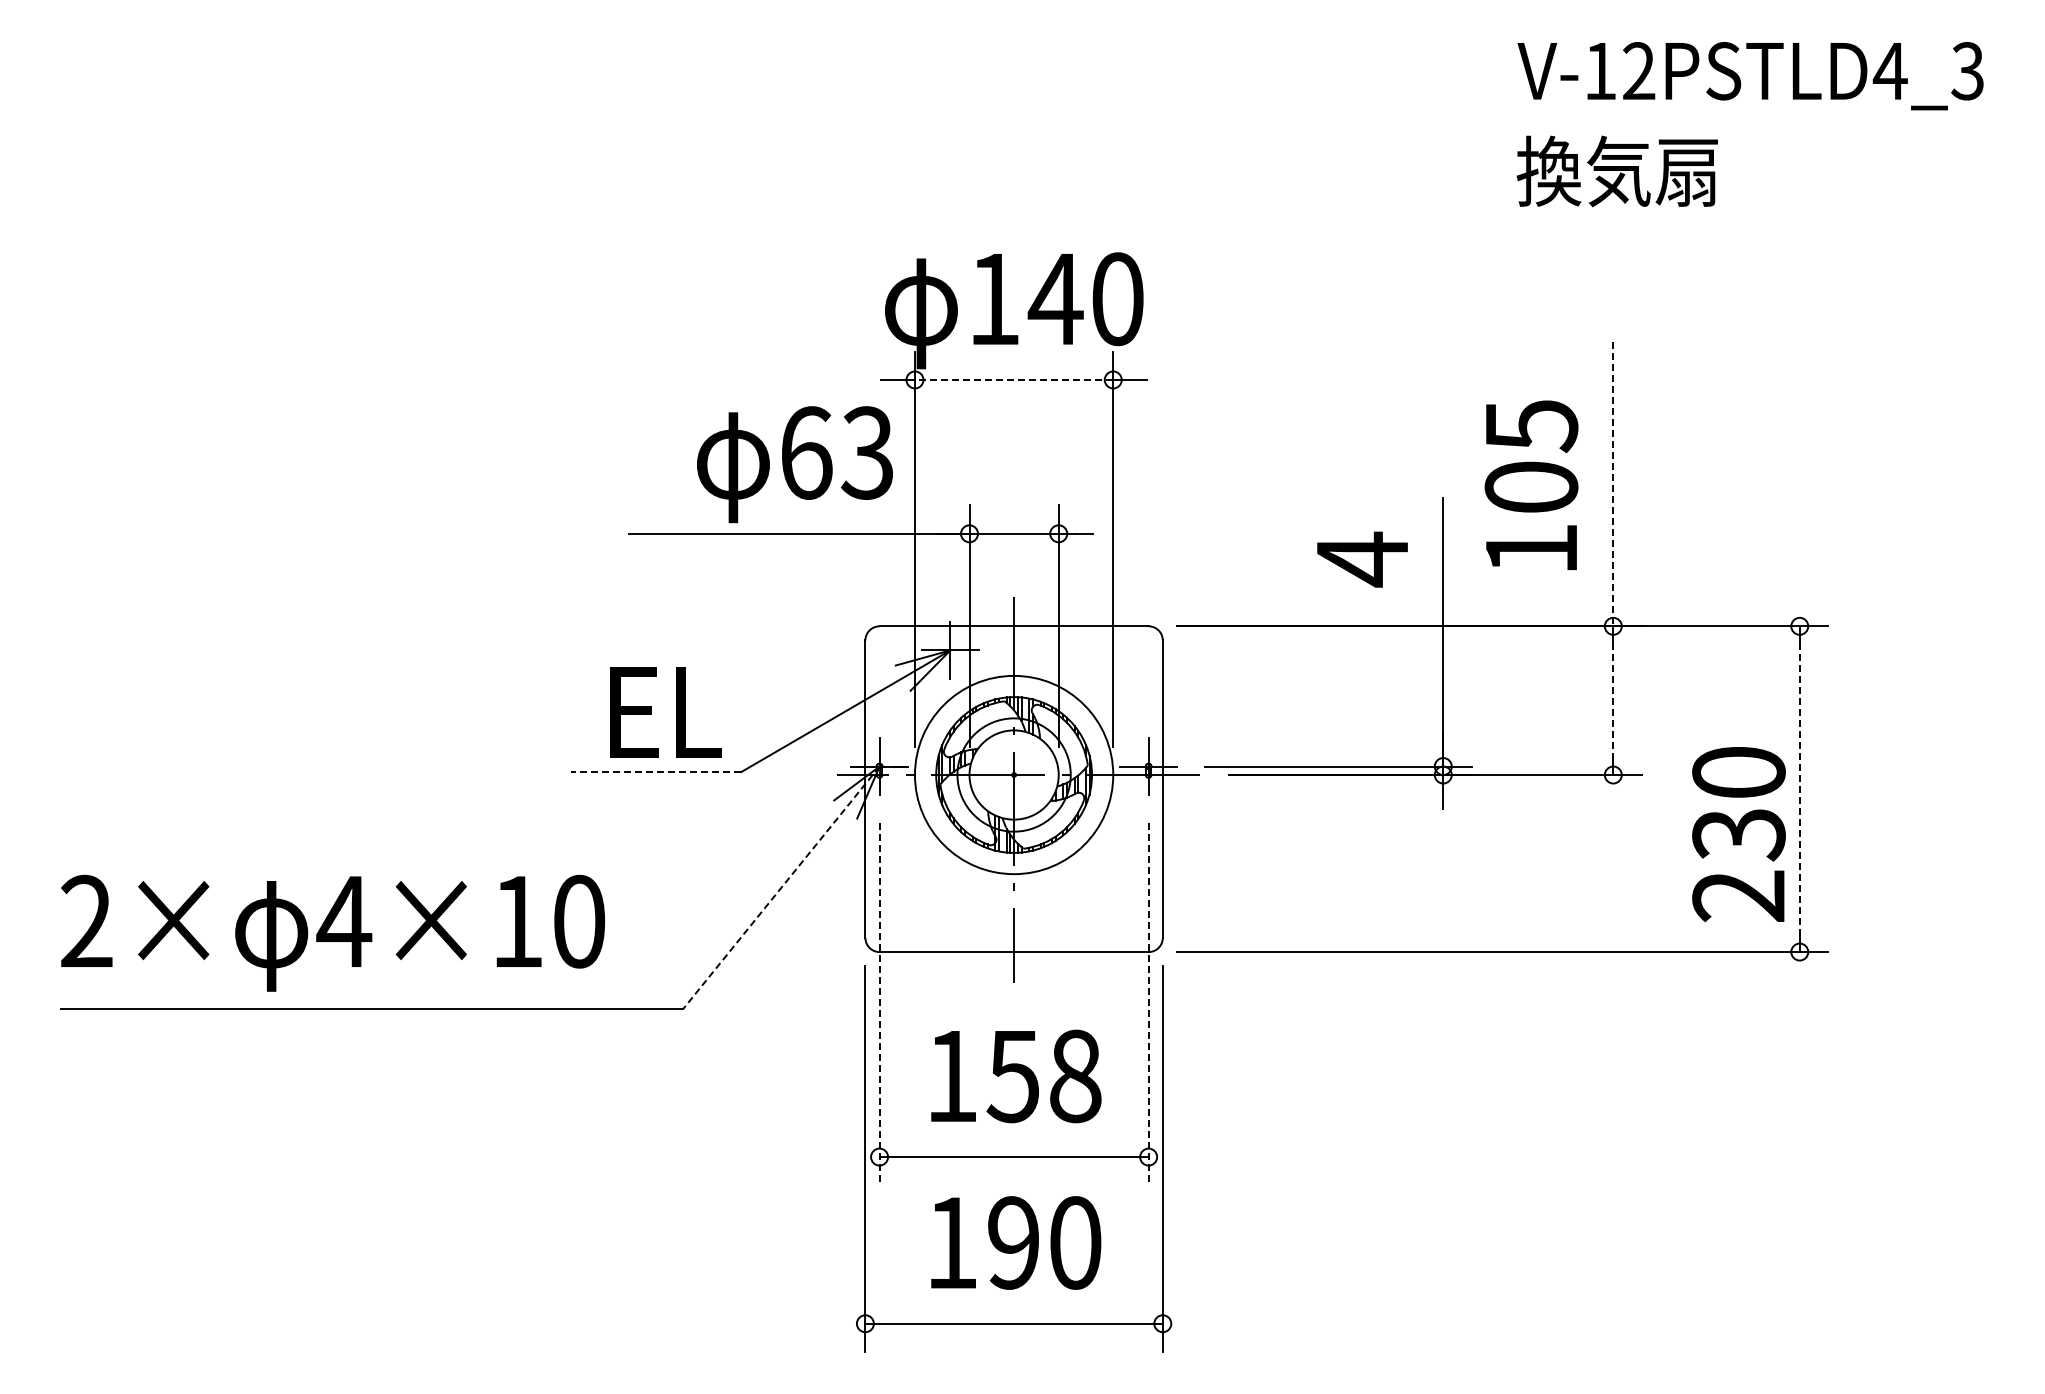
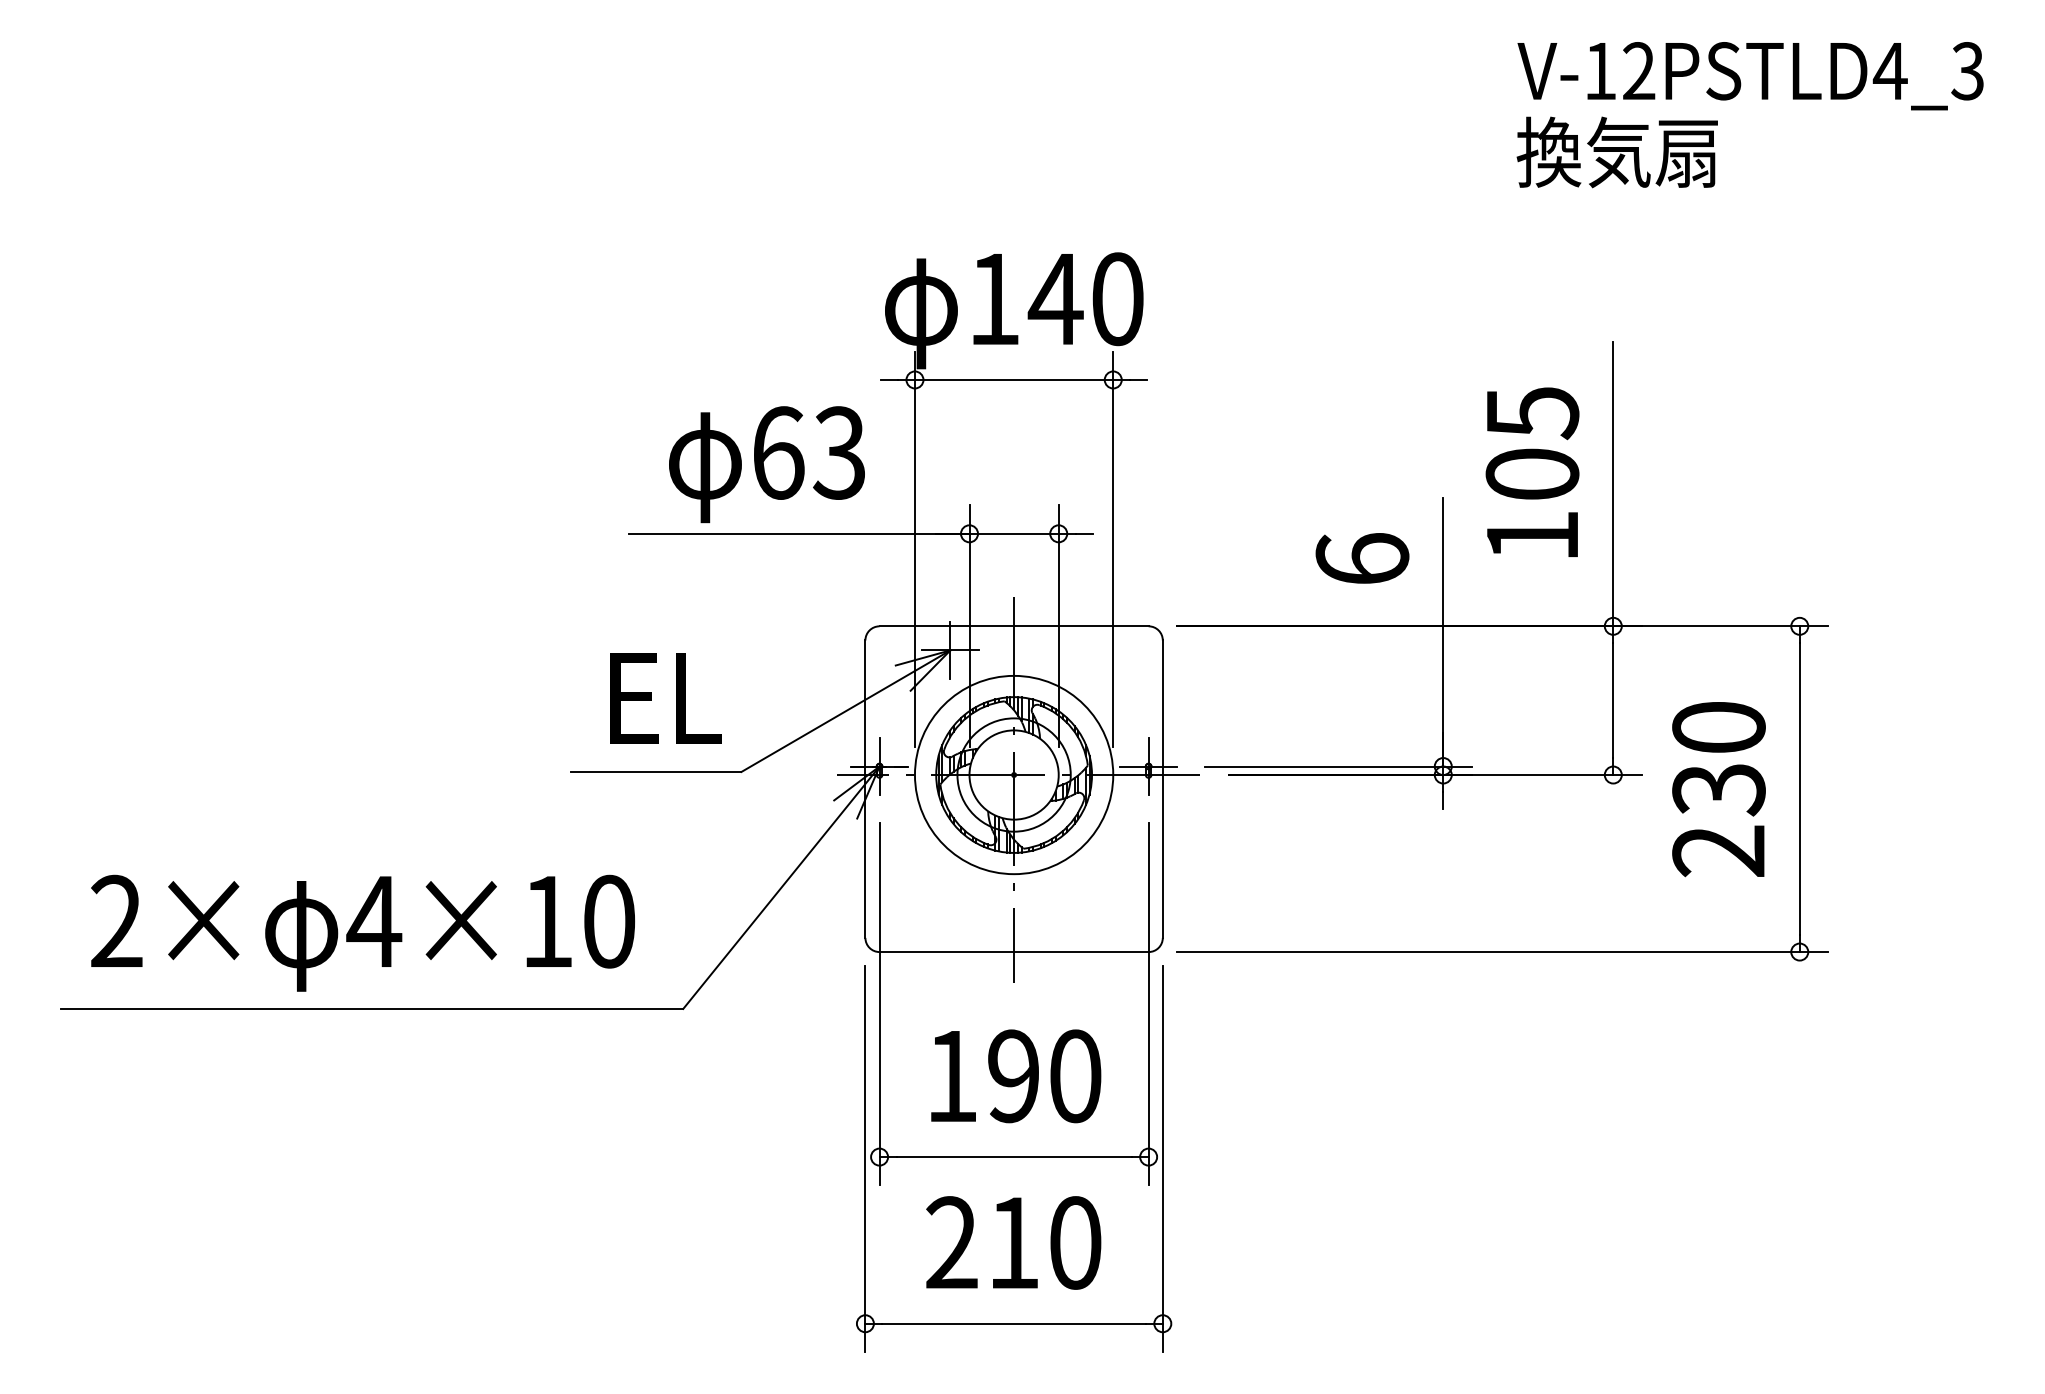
text position: (1616, 171) -> (1616, 152) (1616, 152)
line: dashed -> solid (1013, 379)
text position: (794, 464) -> (766, 464) (766, 464)
text position: (1531, 484) -> (1532, 471) (1532, 471)
line: dashed -> solid (1613, 484)
text: 4 -> 6 (1362, 559)
line: dashed -> solid (1613, 701)
text position: (665, 712) -> (665, 698) (665, 698)
line: dashed -> solid (655, 771)
line: dashed -> solid (1799, 789)
text position: (1738, 834) -> (1718, 789) (1718, 789)
line: dashed -> solid (781, 887)
text position: (332, 932) -> (362, 932) (362, 932)
line: dashed -> solid (879, 1004)
line: dashed -> solid (1148, 1004)
text: 158 -> 190 (1043, 1076)
text: 190 -> 210 (982, 1242)
